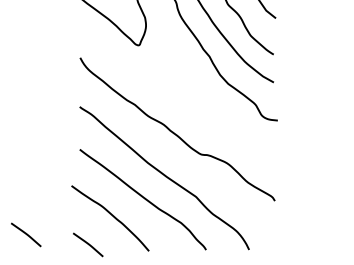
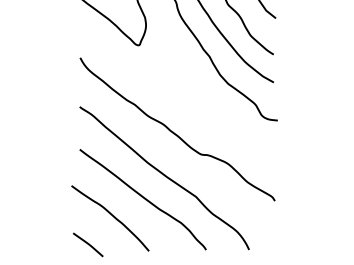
line: present -> none (26, 234)
